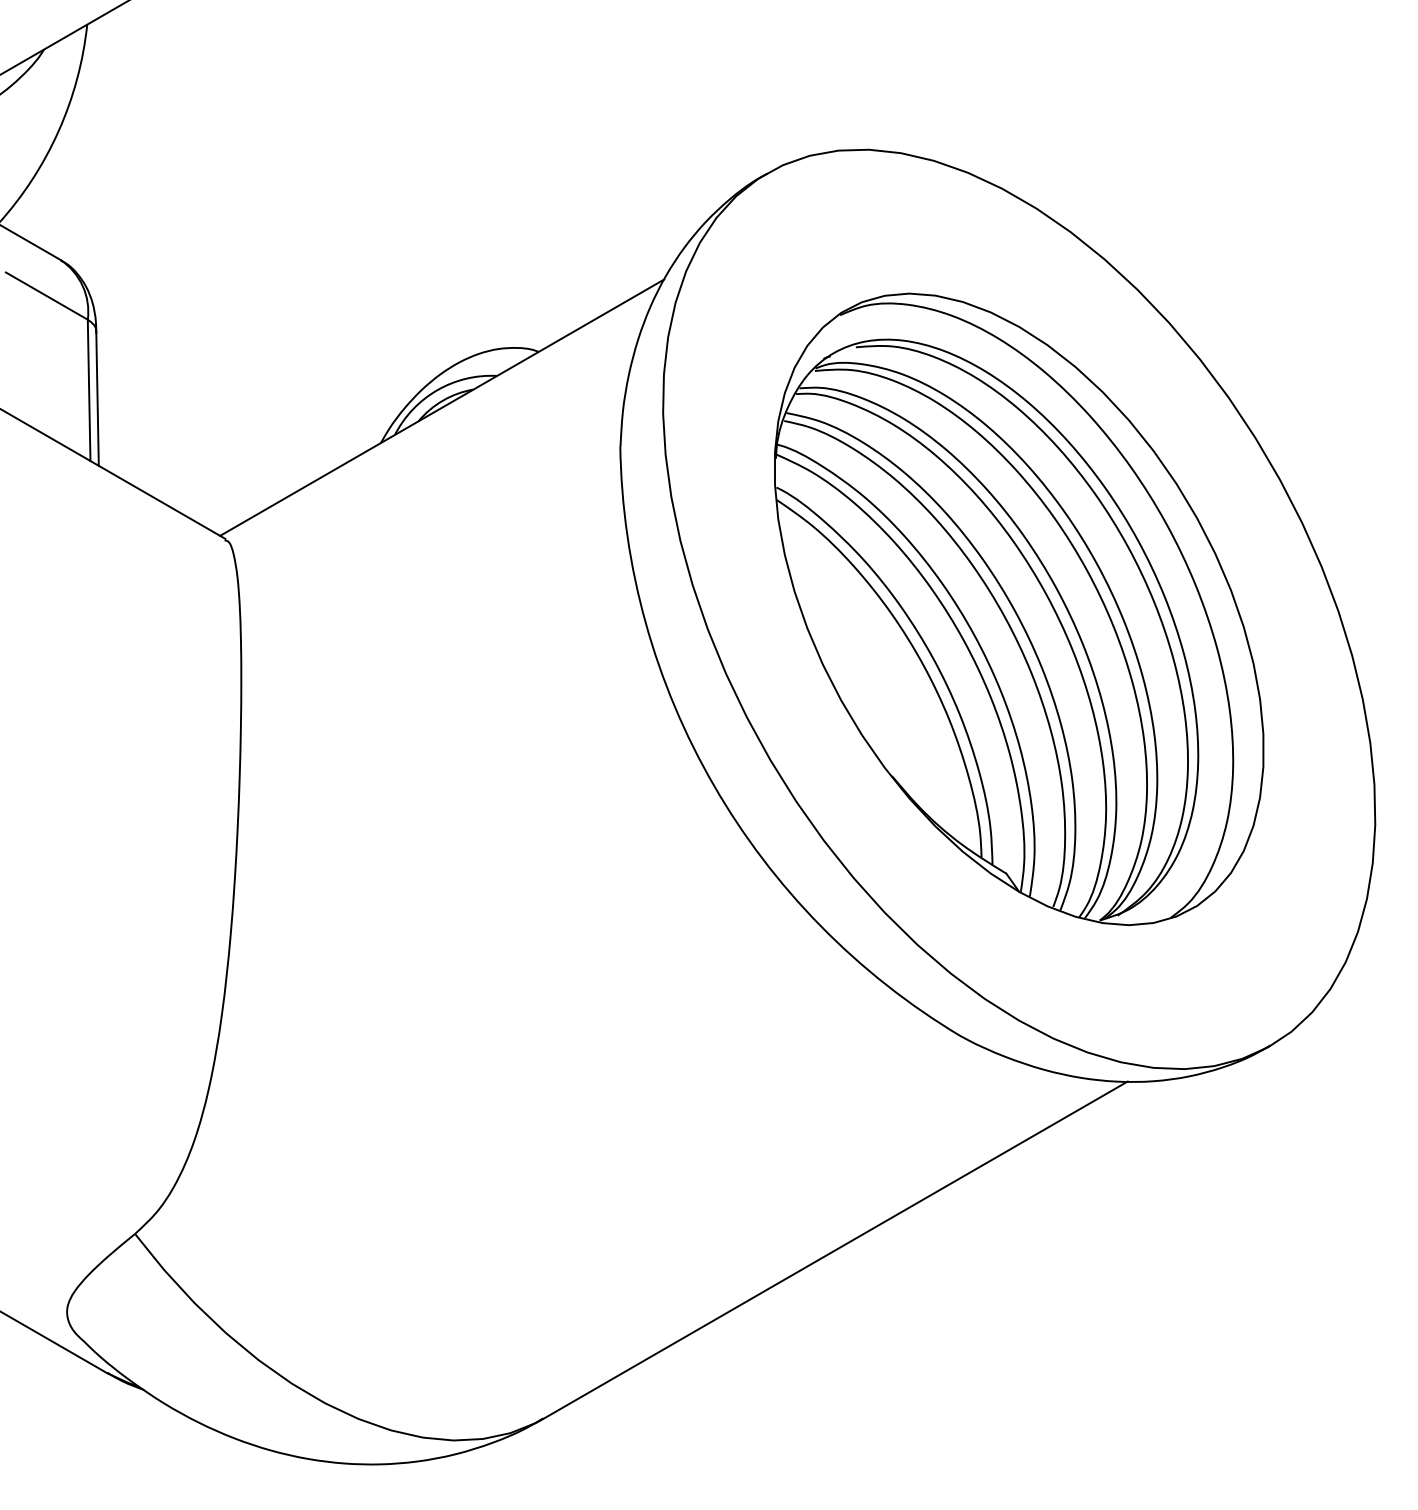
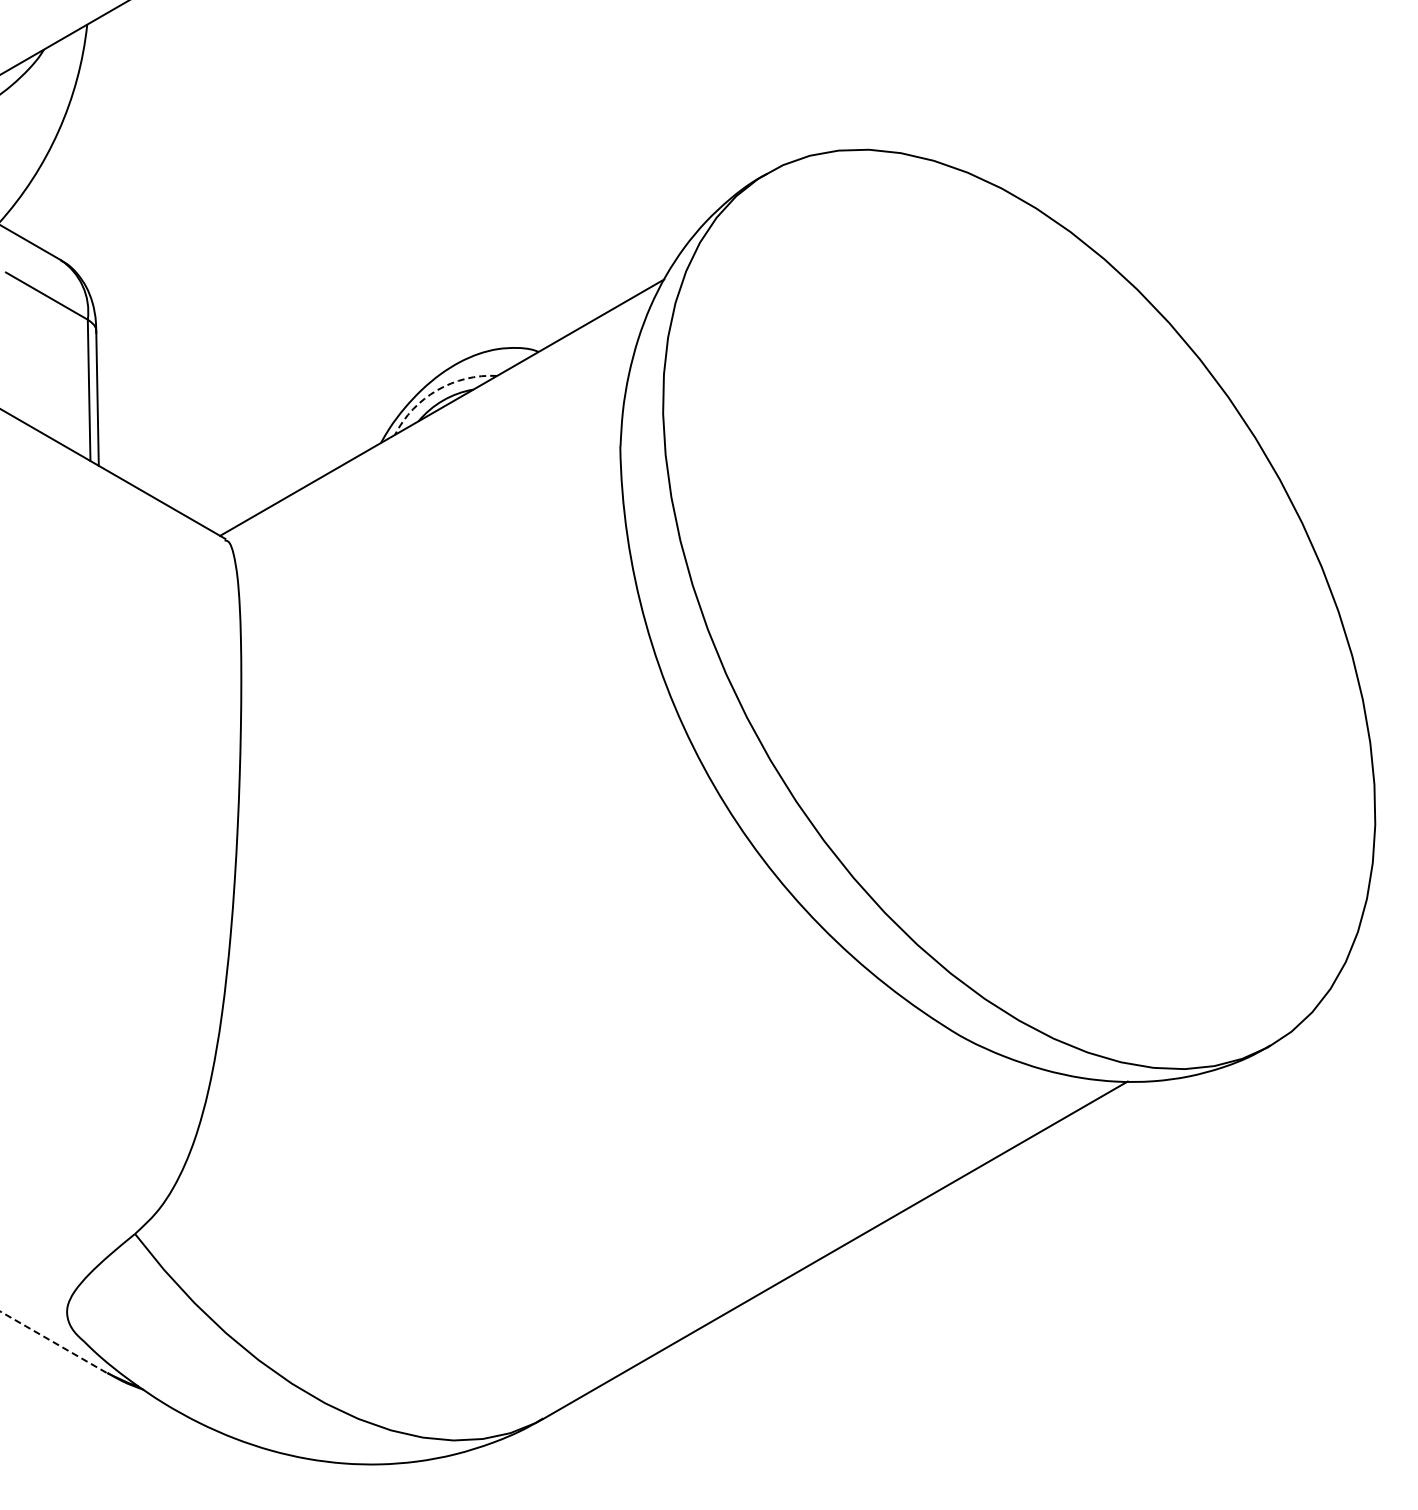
arc: solid -> dashed (437, 390)
part: present -> none (1019, 609)
line: solid -> dashed (53, 1342)
